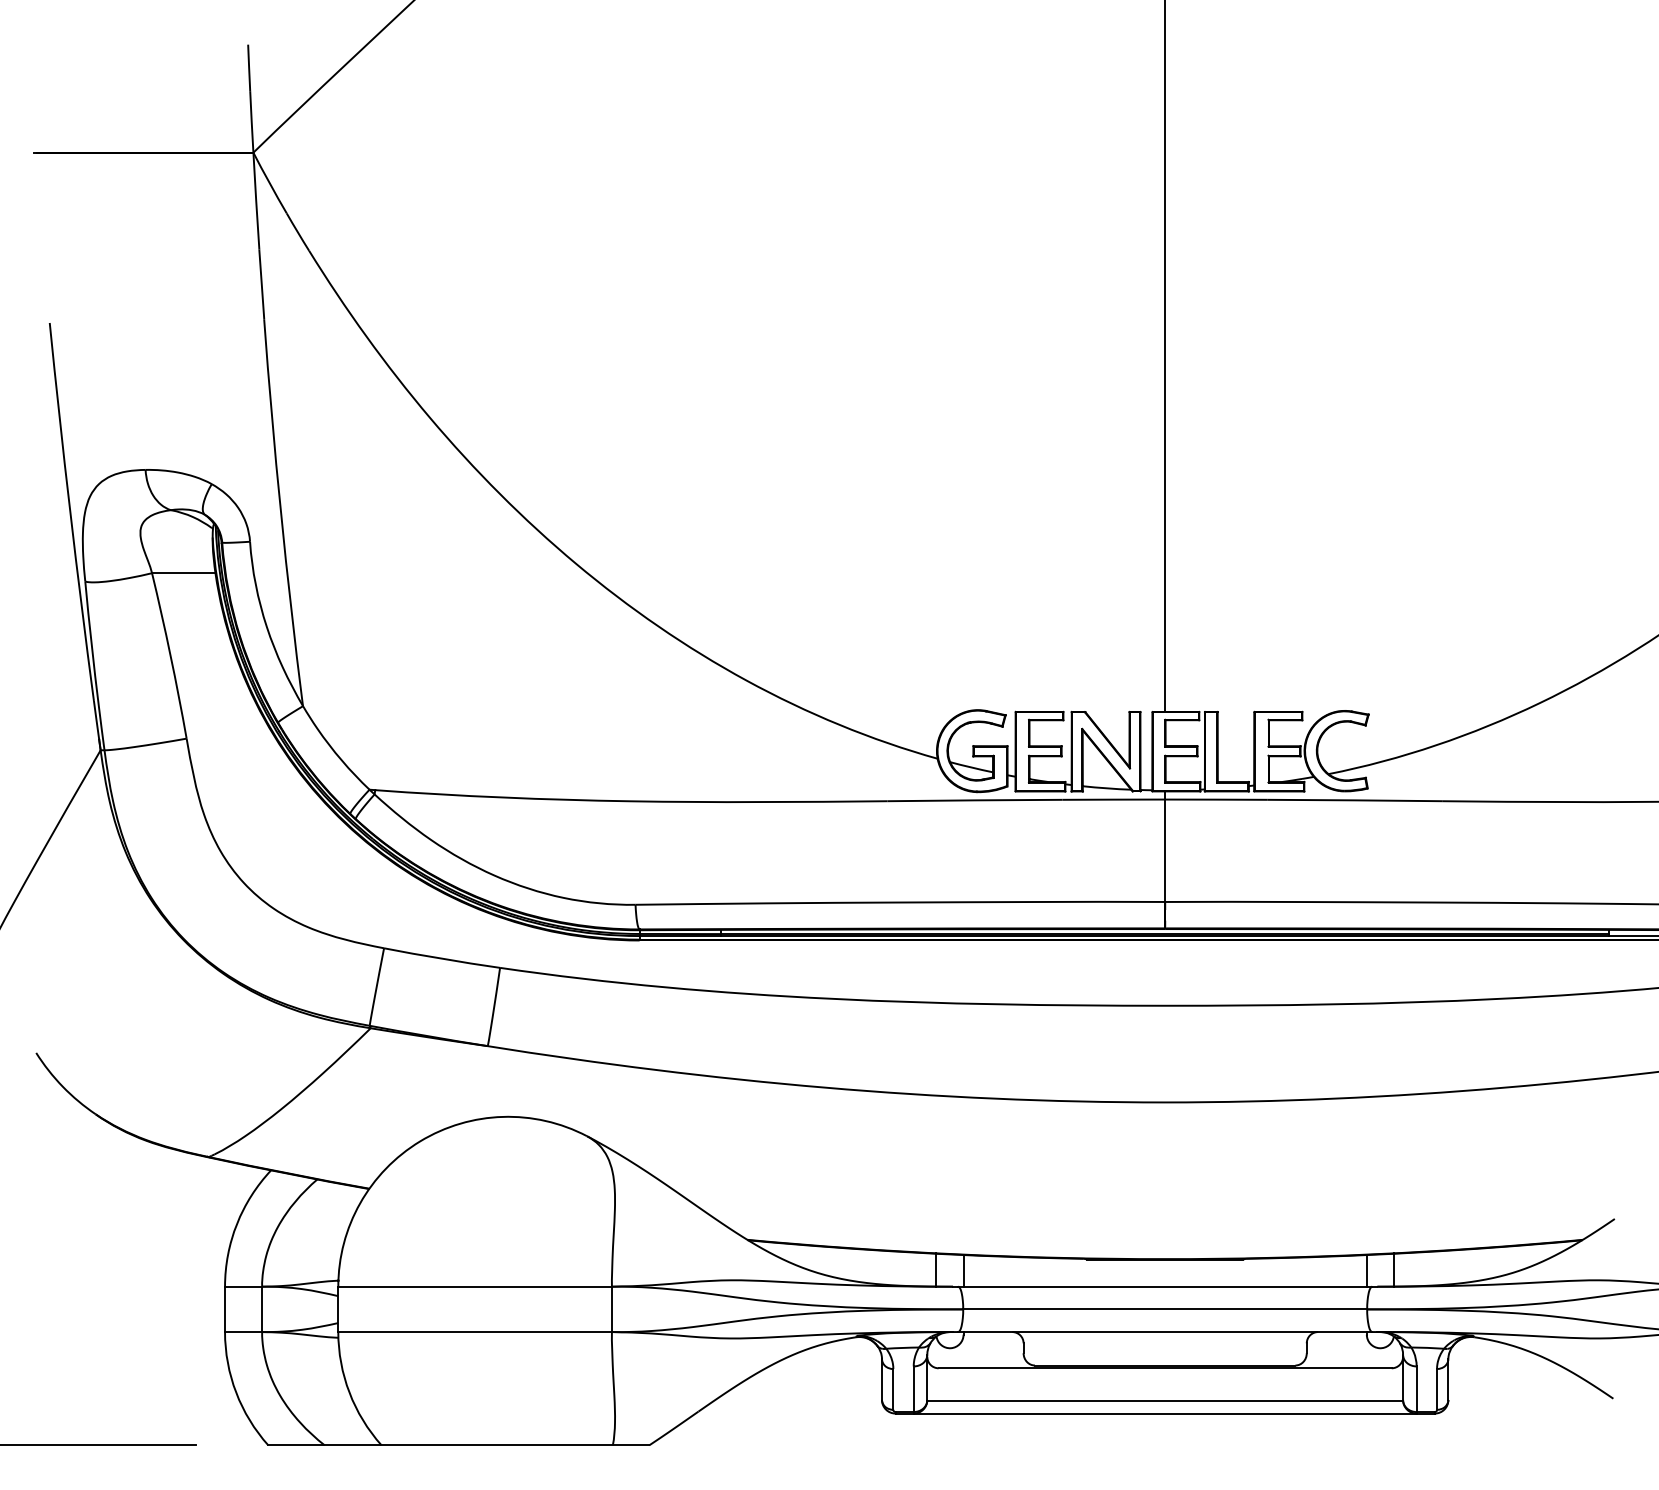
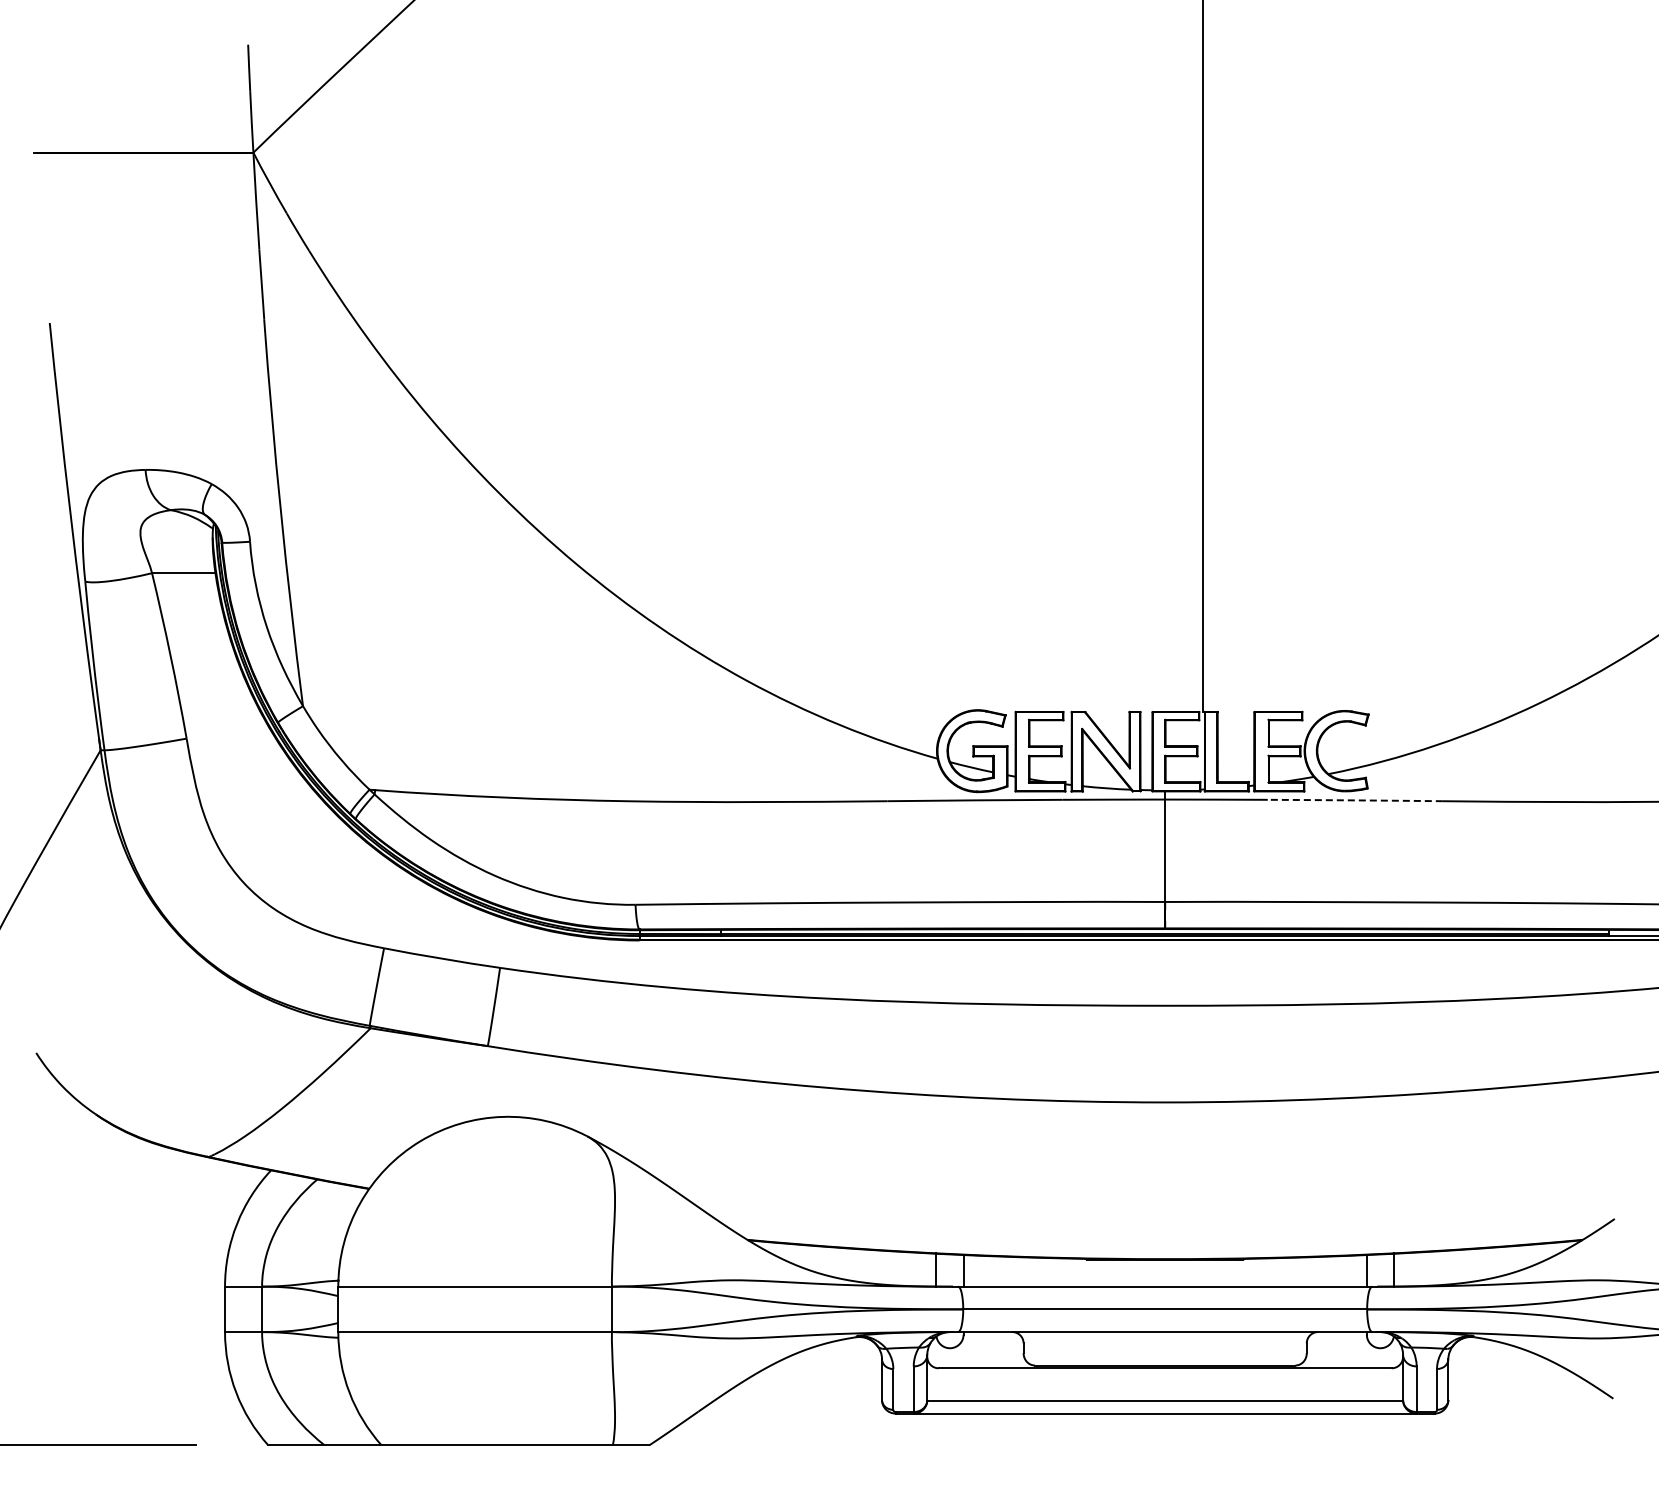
line position: (1165, 357) -> (1203, 357) (1203, 357)
arc: solid -> dashed (1355, 800)
